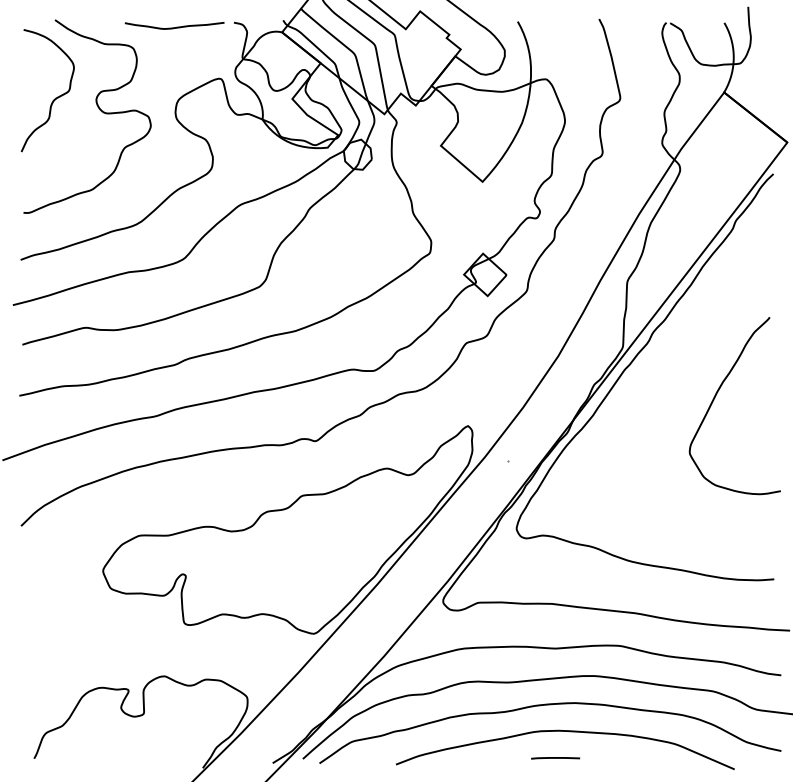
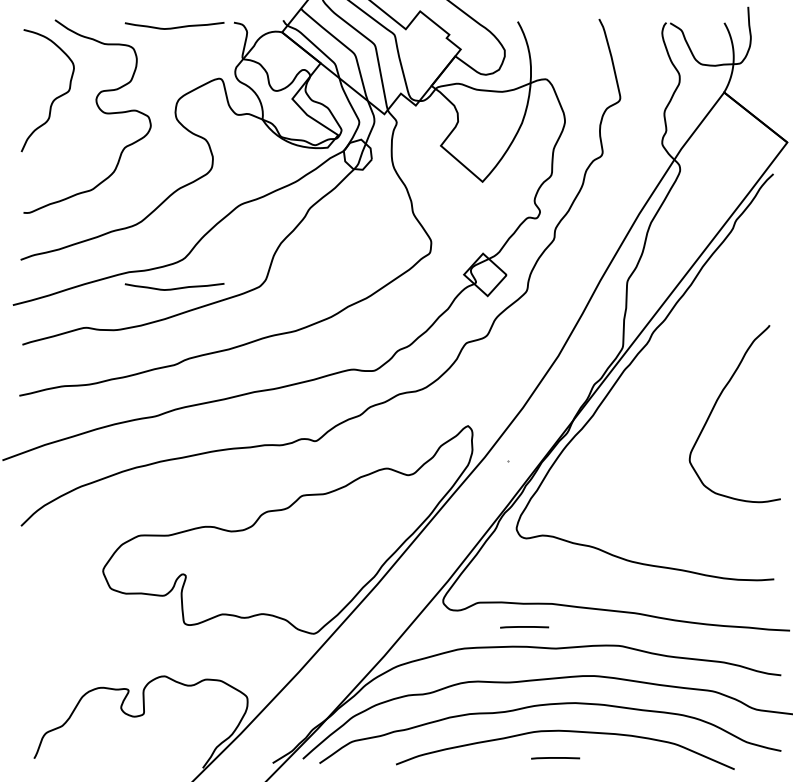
curve: none -> present (174, 288)
curve position: (716, 396) -> (716, 404) (716, 404)
line: none -> present (524, 627)
